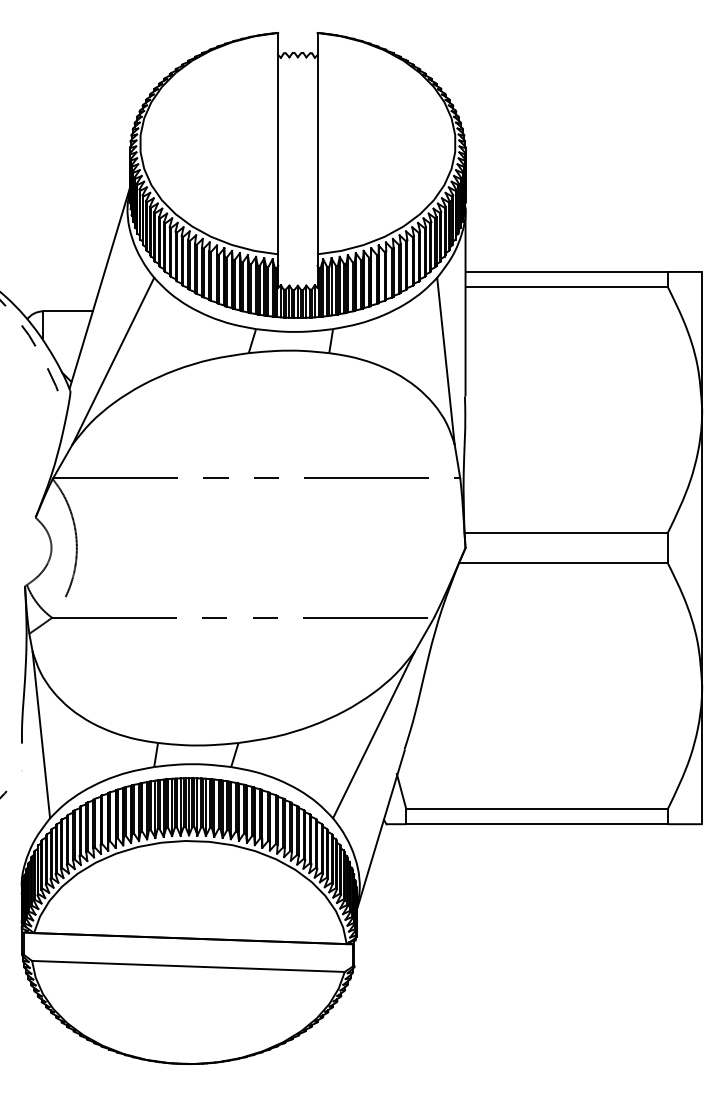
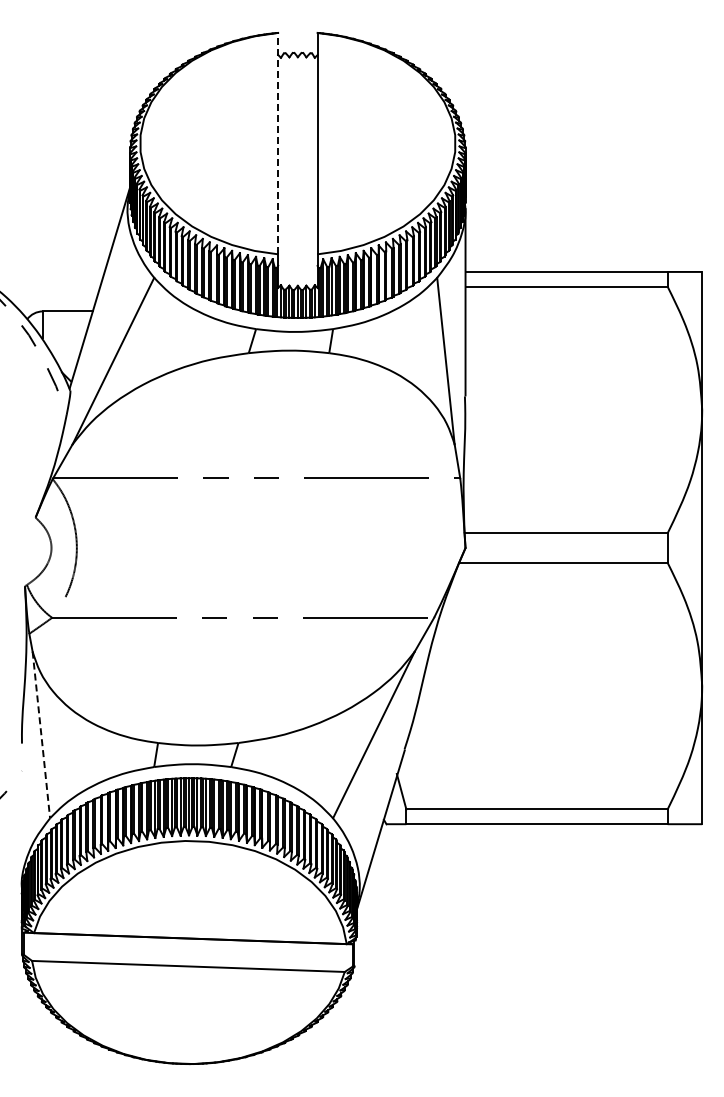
line: solid -> dashed (278, 143)
line: solid -> dashed (41, 734)
